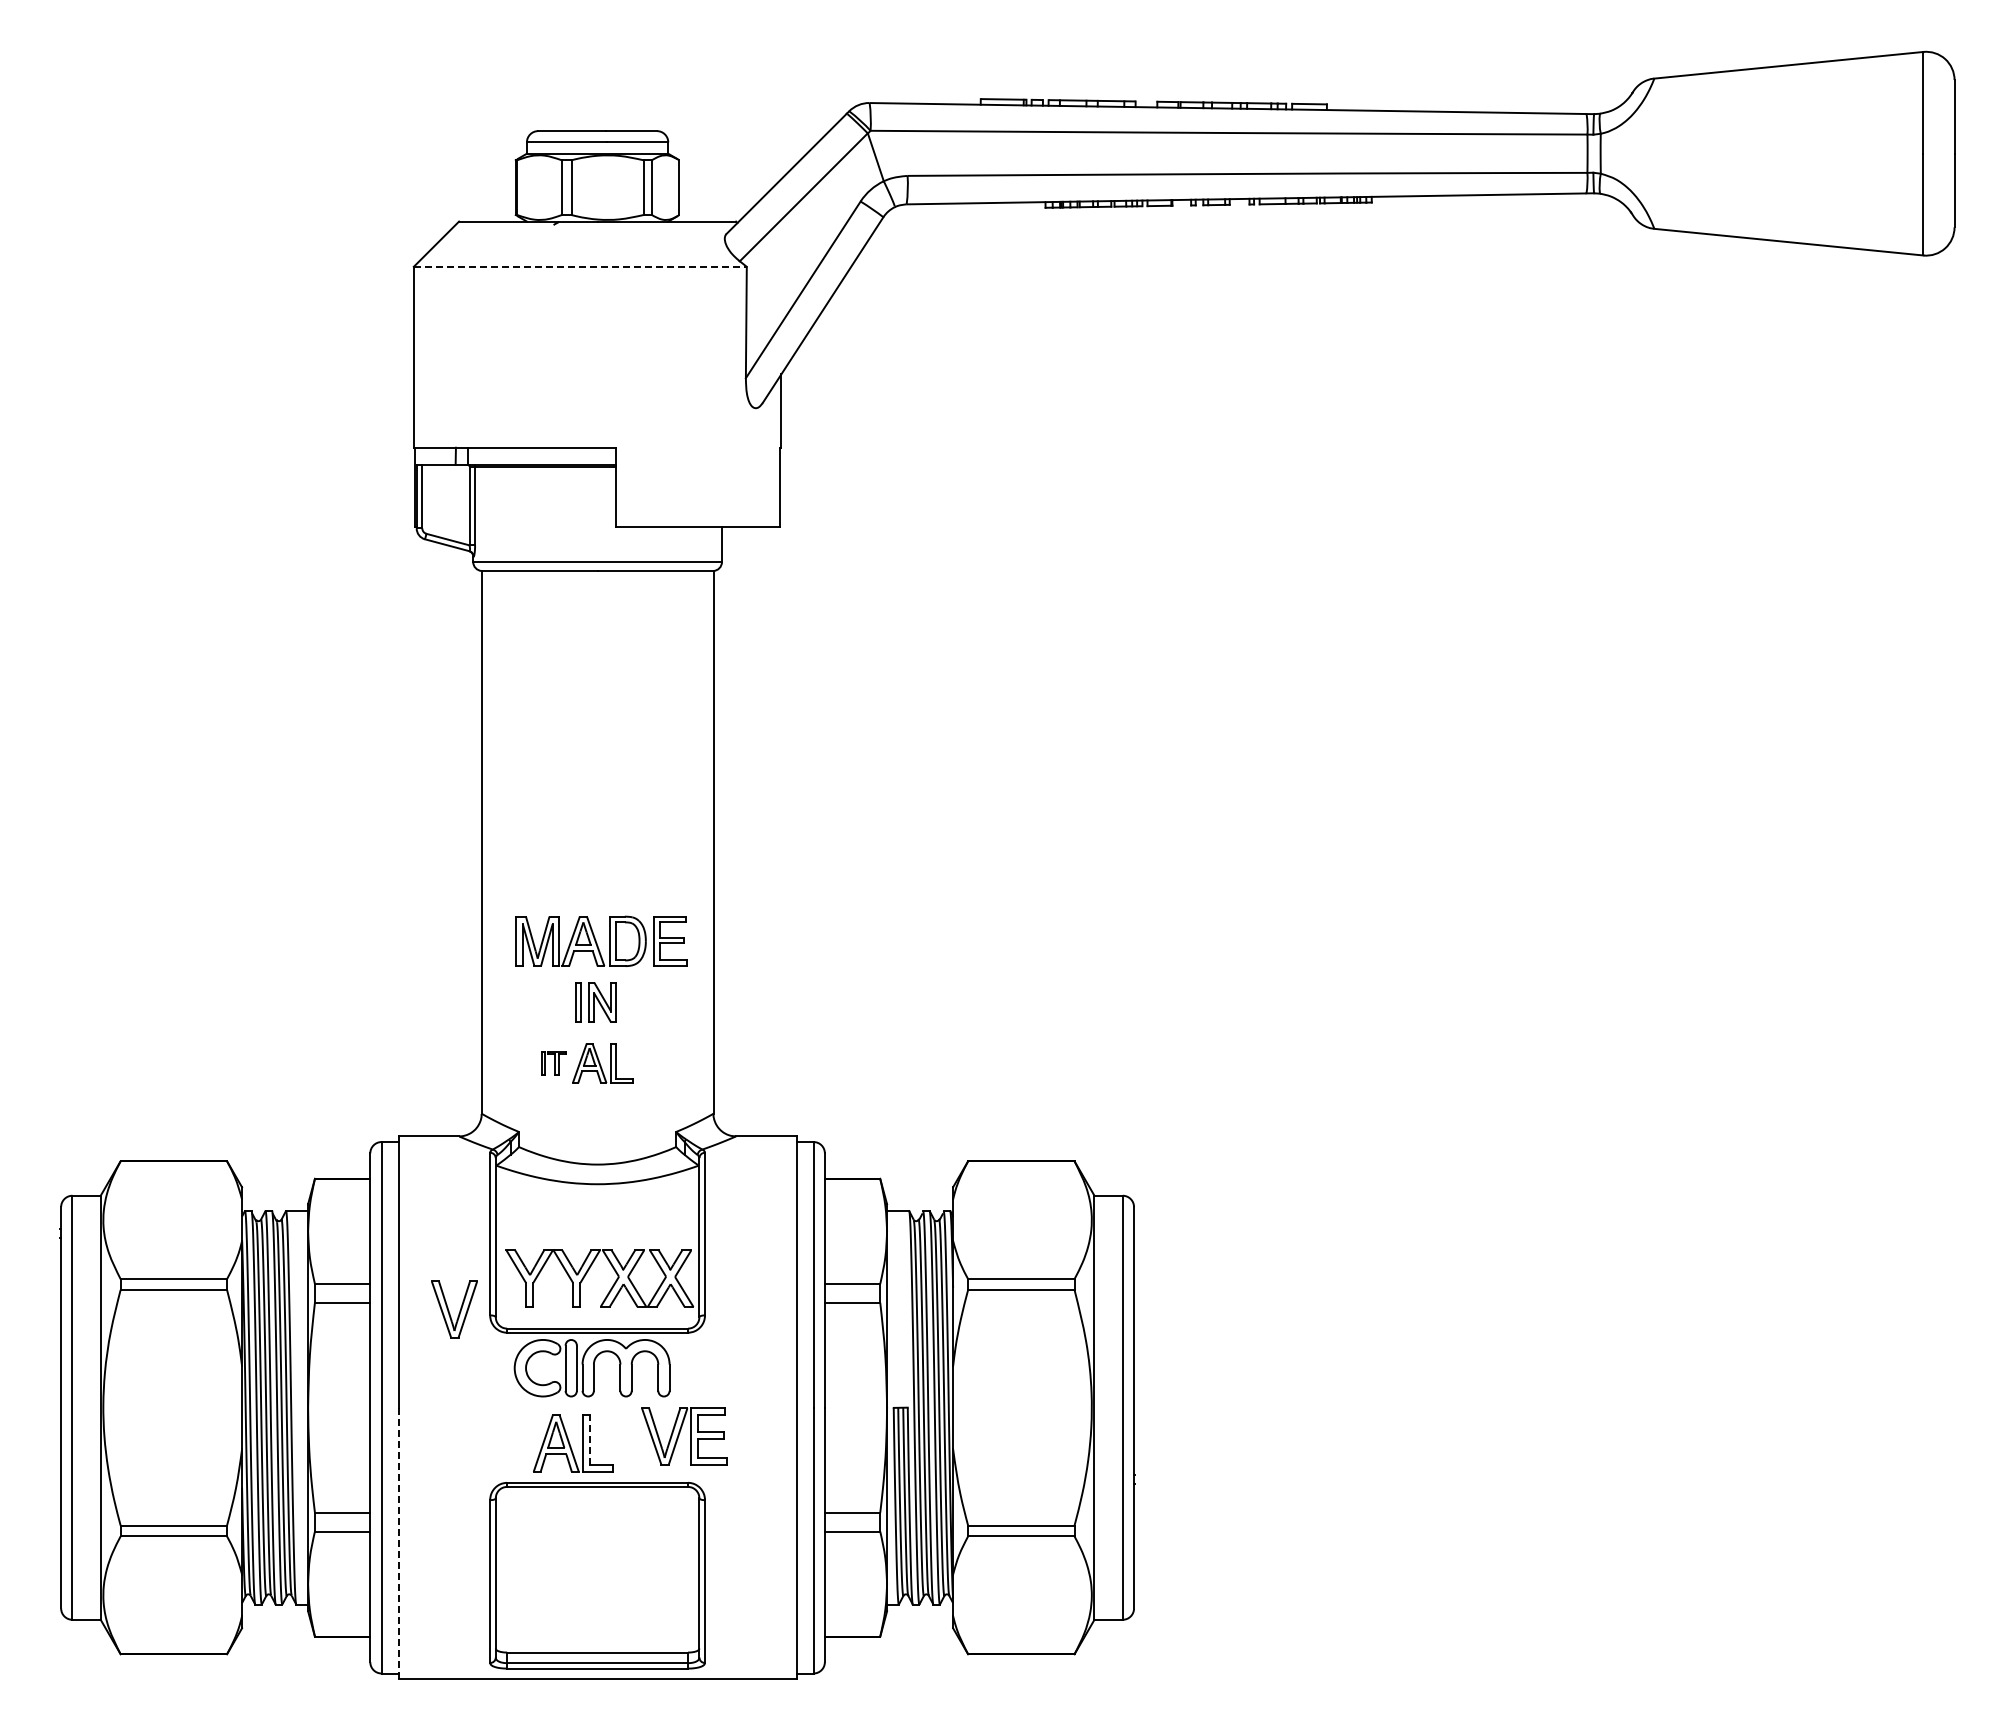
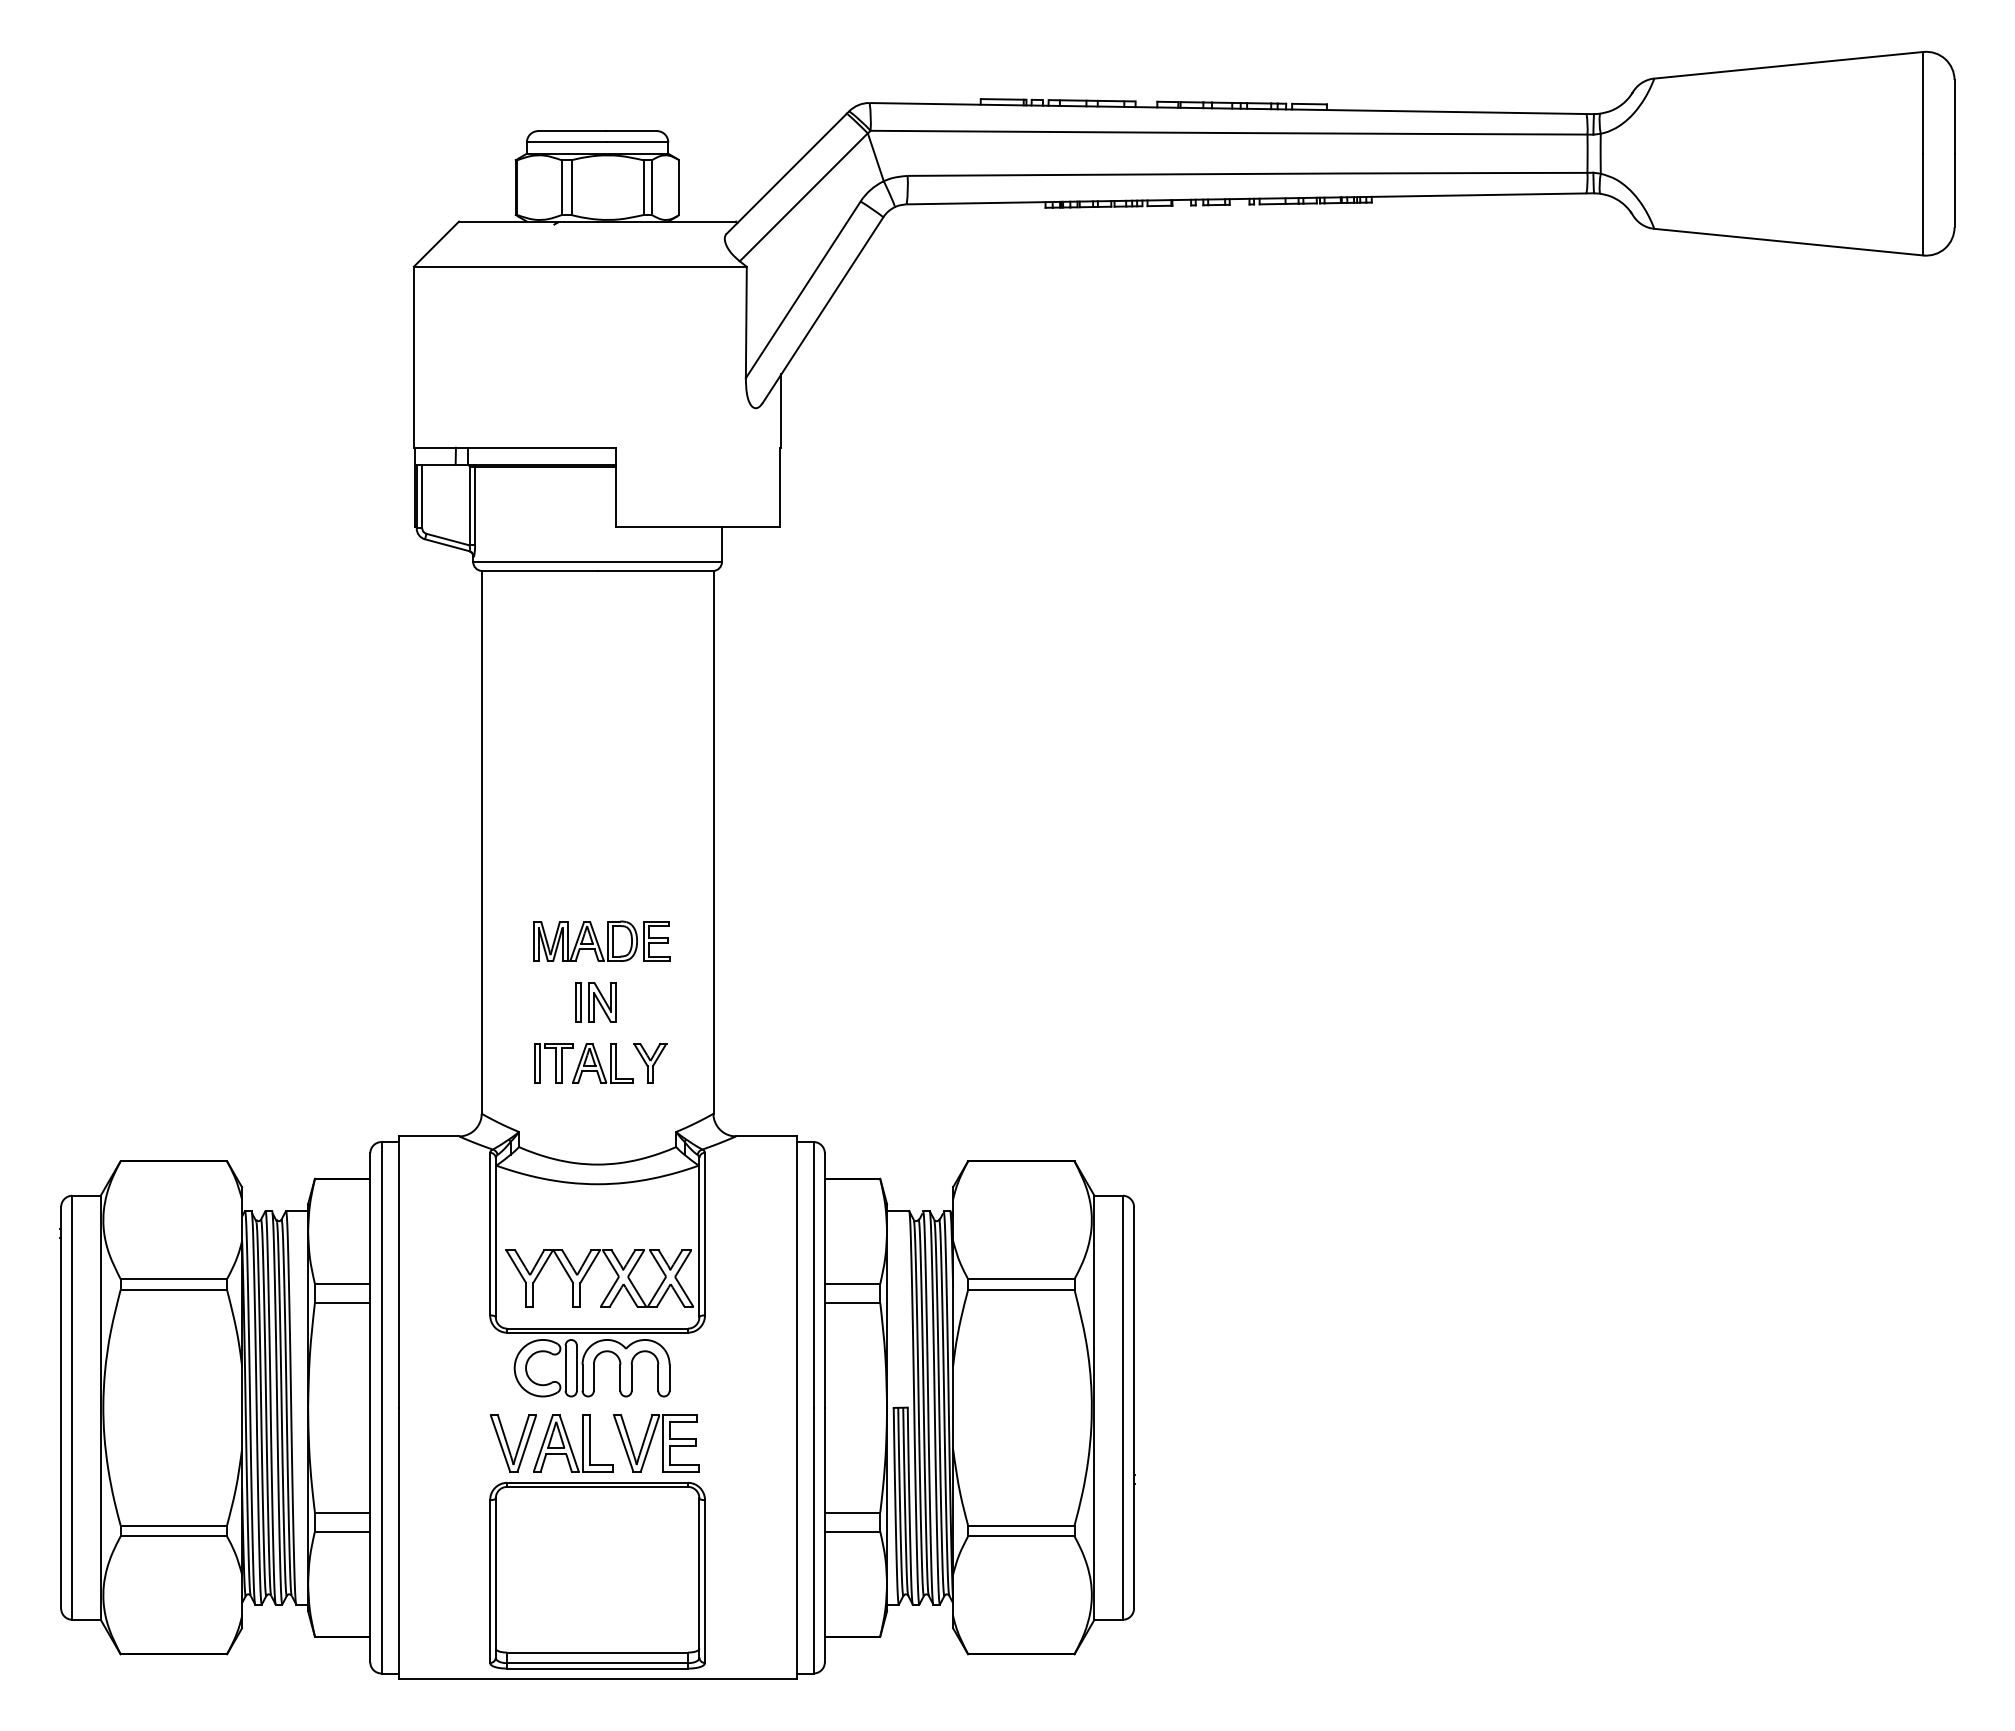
line: dashed -> solid (580, 266)
part size: 173x52 px -> 138x42 px (601, 940)
part size: 26x25 px -> 40x41 px (553, 1063)
part: none -> present (650, 1063)
part position: (454, 1309) -> (513, 1443) (513, 1443)
part position: (684, 1436) -> (656, 1443) (656, 1443)
line: dashed -> solid (589, 1439)
line: dashed -> solid (398, 1543)
